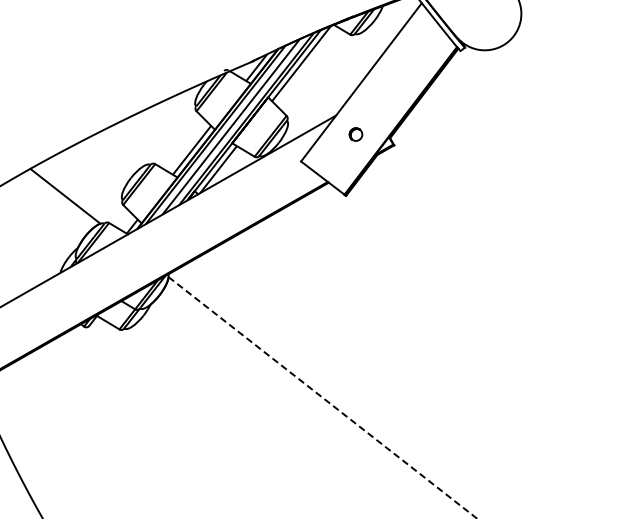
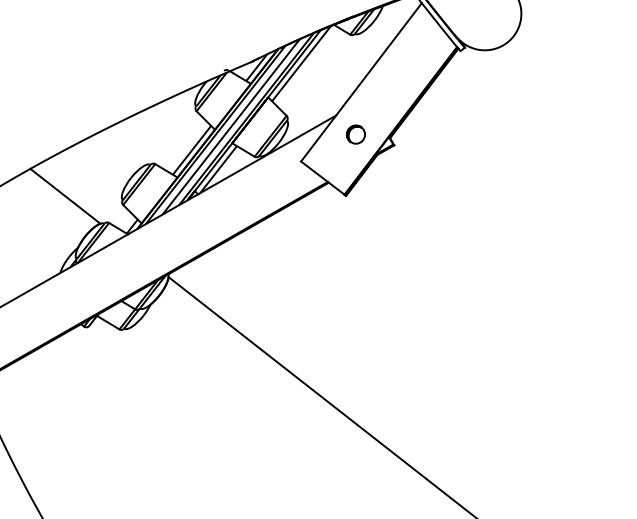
part size: 16x15 px -> 20x21 px (355, 134)
line: dashed -> solid (322, 397)
